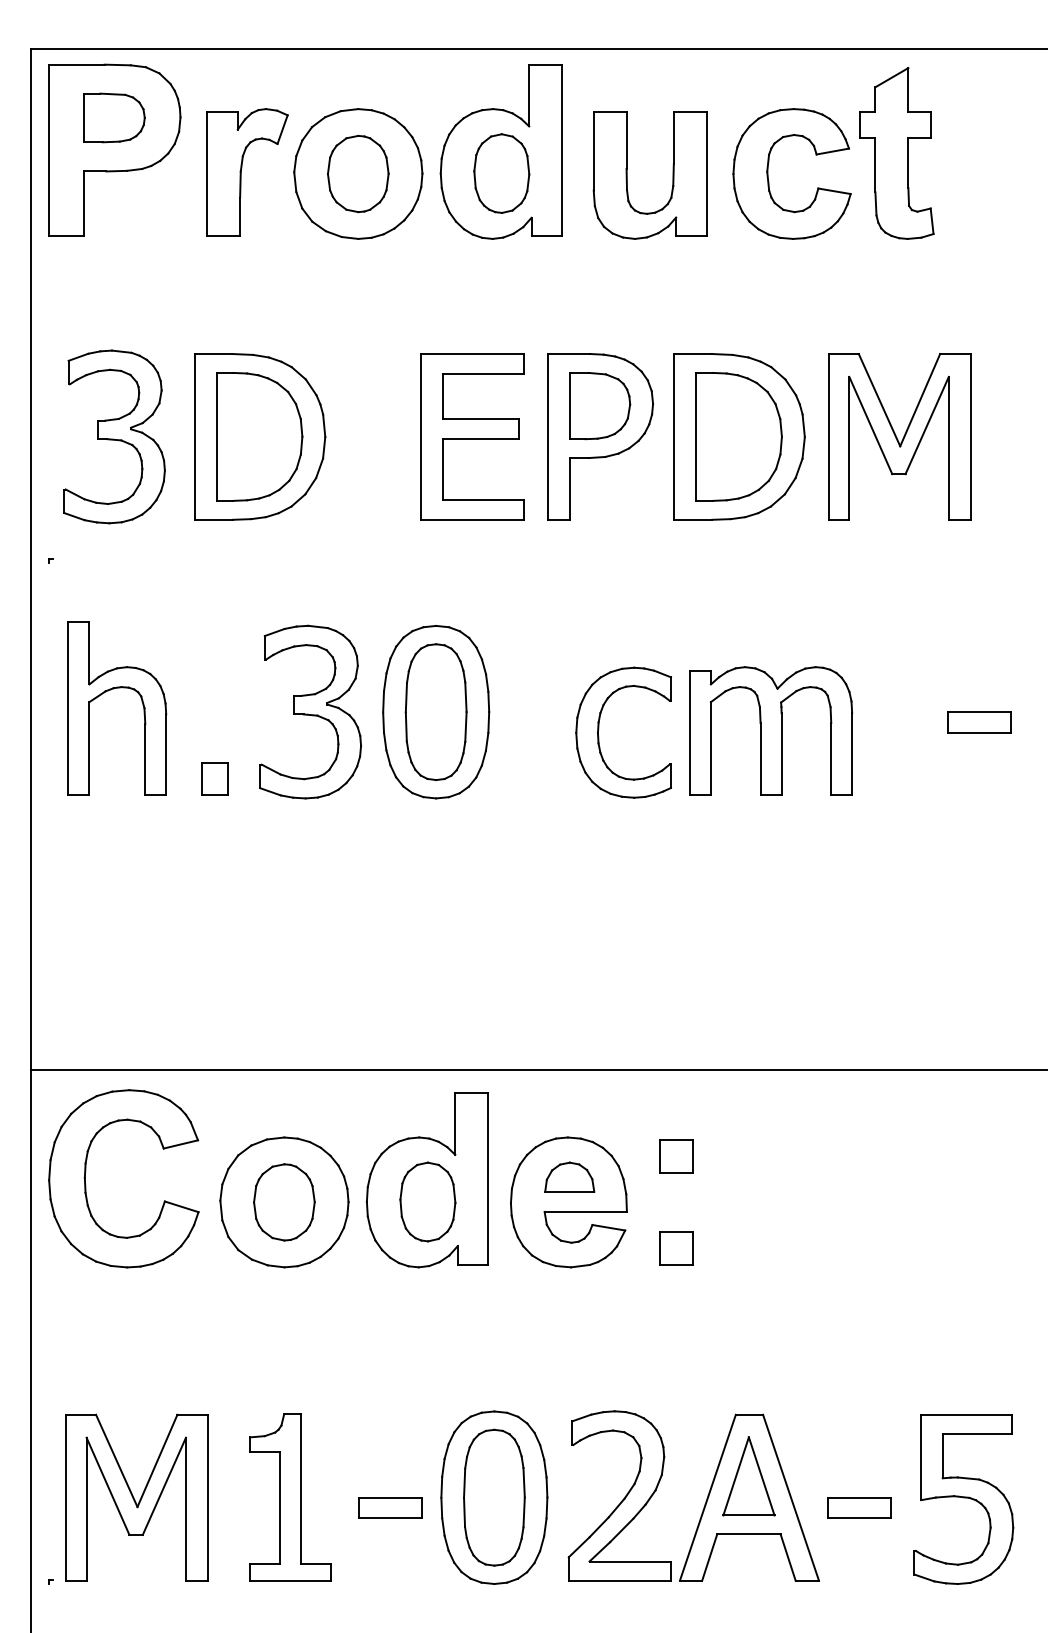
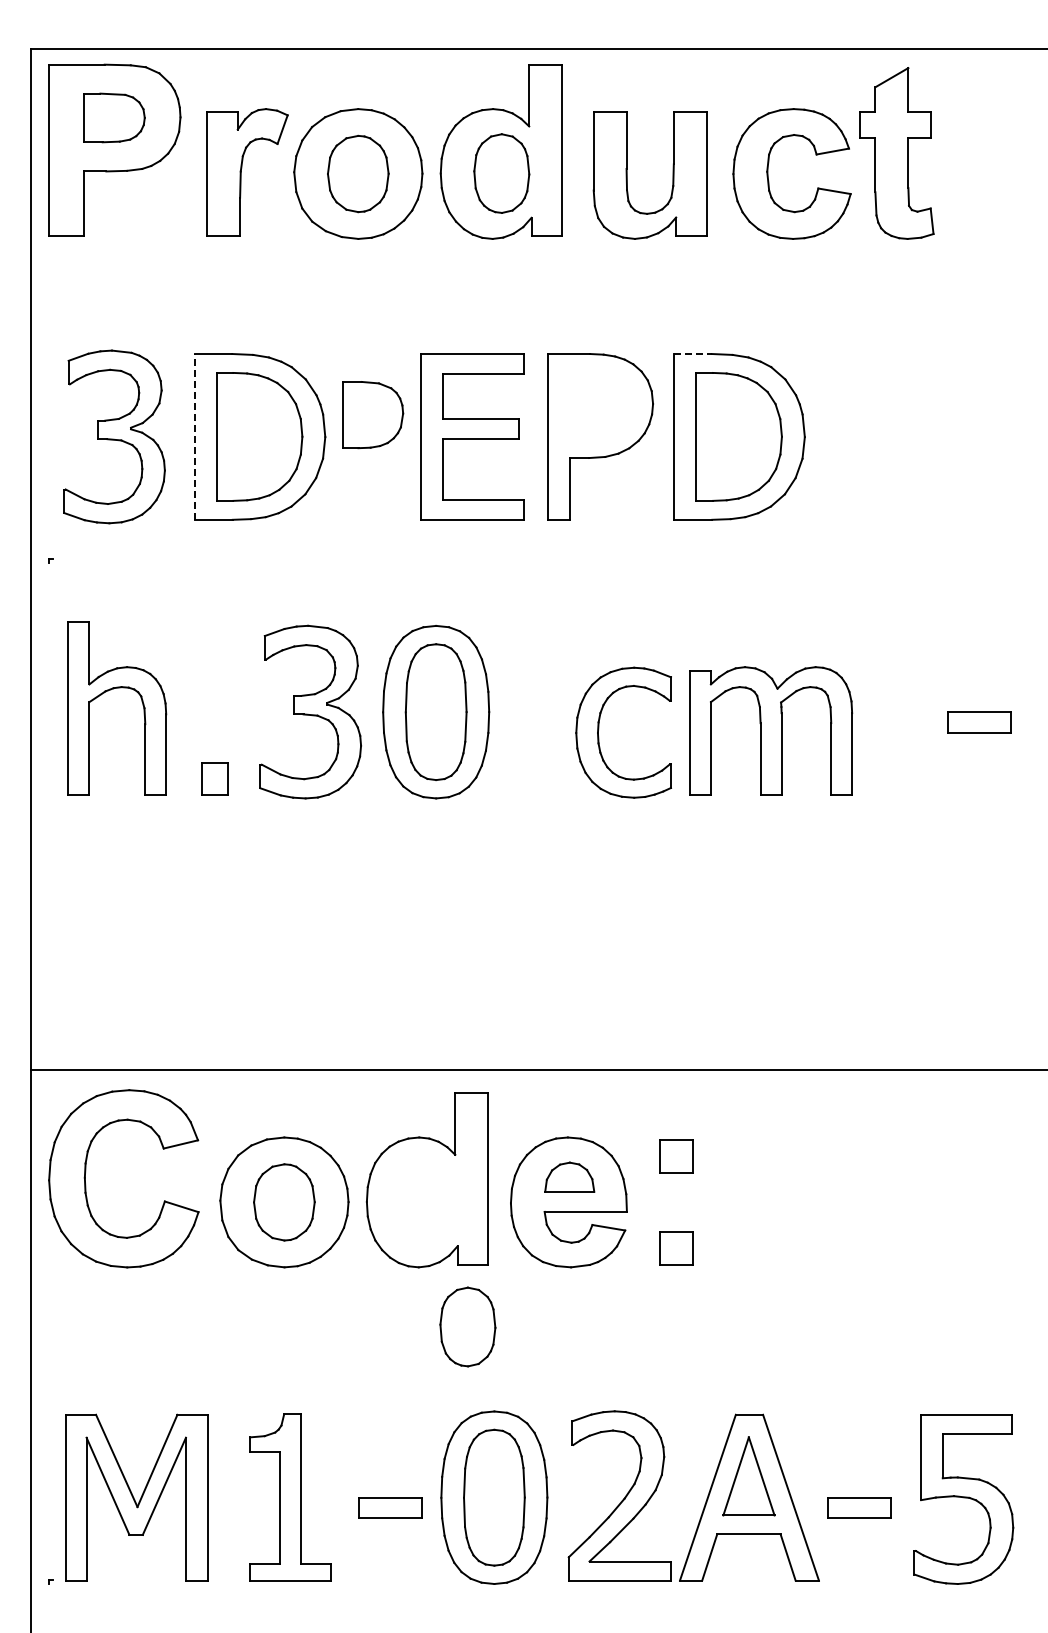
line: solid -> dashed (693, 354)
part position: (600, 406) -> (373, 415) (373, 415)
line: solid -> dashed (194, 436)
part: present -> none (899, 436)
part position: (427, 1201) -> (467, 1326) (467, 1326)
